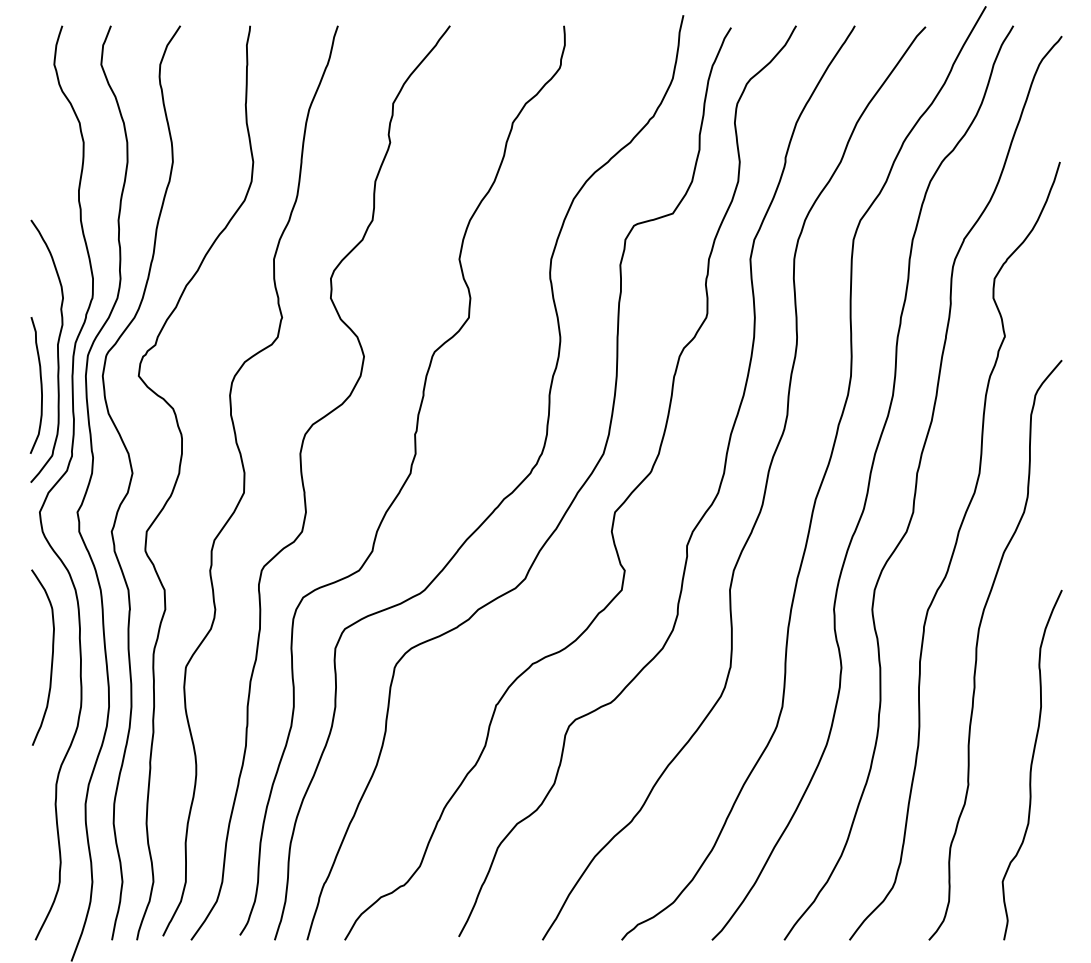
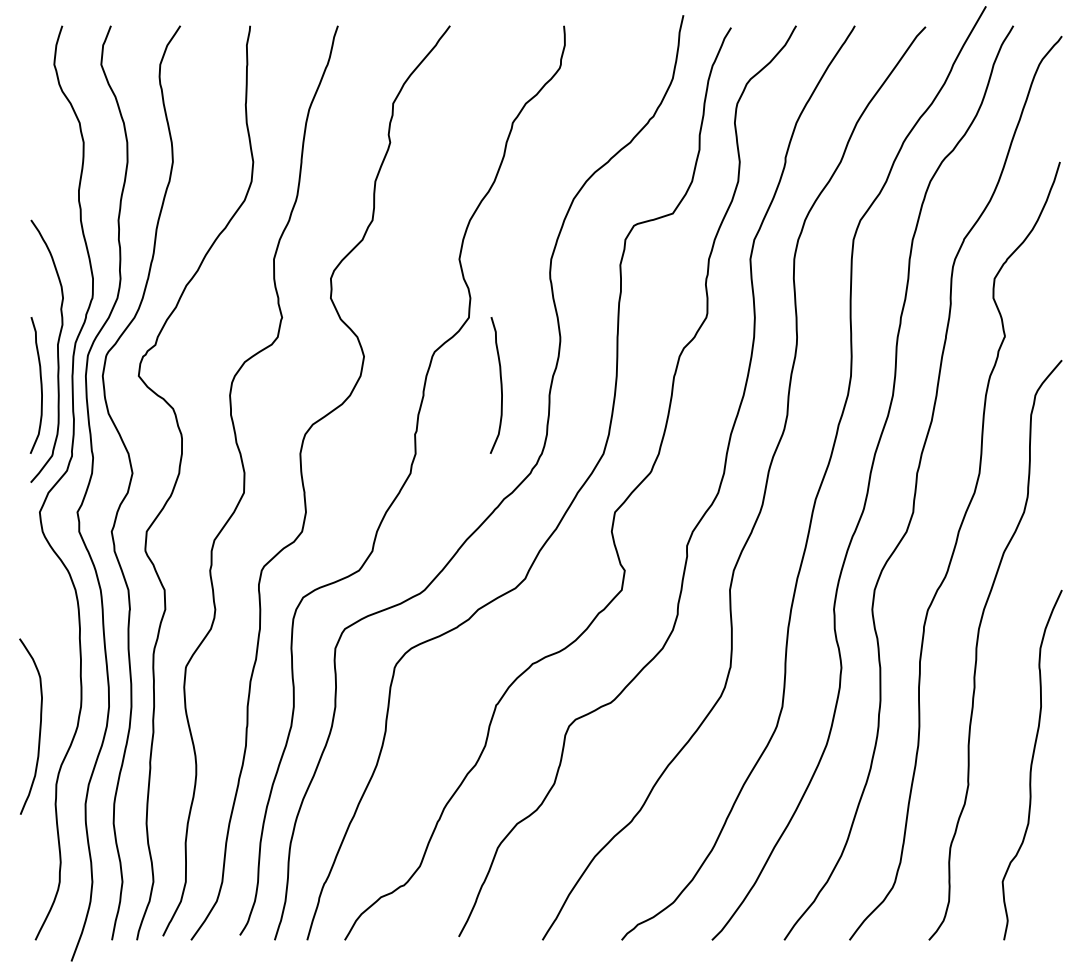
curve: none -> present (500, 385)
curve position: (51, 657) -> (39, 726) (39, 726)
